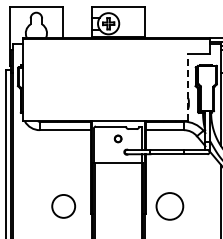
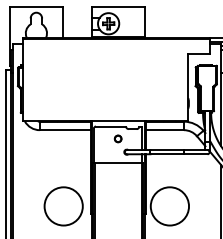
line: dashed -> solid (188, 87)
circle diameter: 23 px -> 38 px (63, 206)
circle diameter: 27 px -> 38 px (169, 206)
